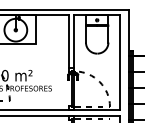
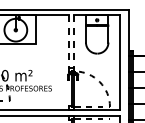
line: solid -> dashed (68, 42)
line: solid -> dashed (74, 42)
